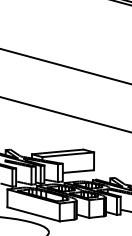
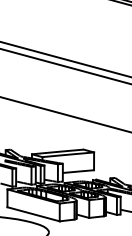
line: none -> present (65, 59)
